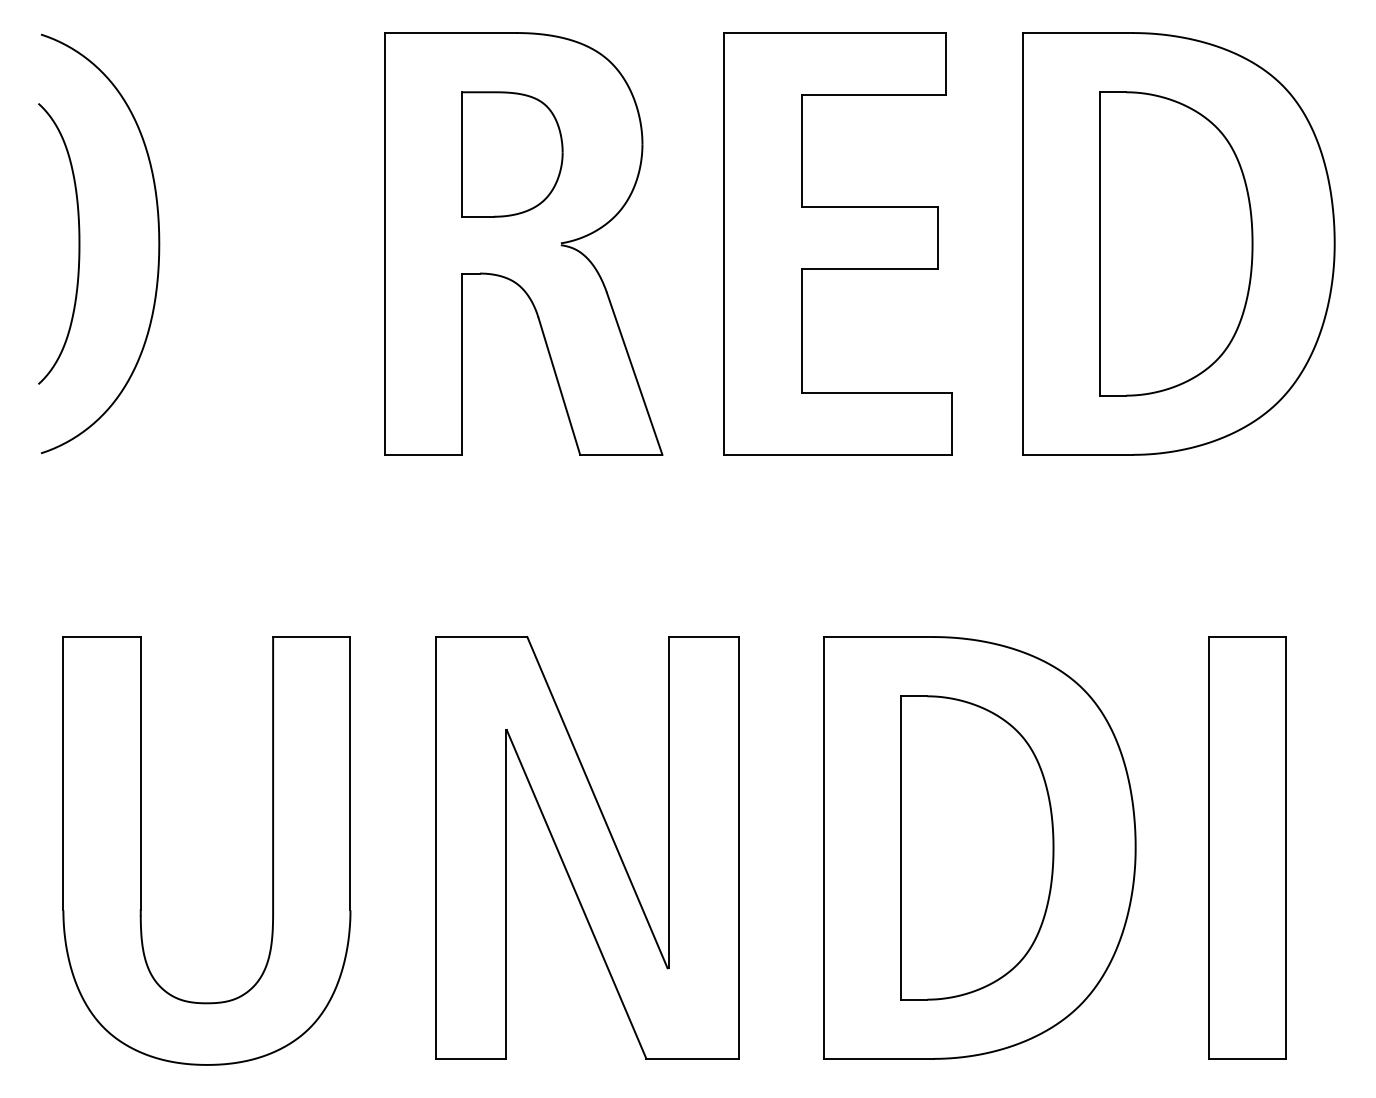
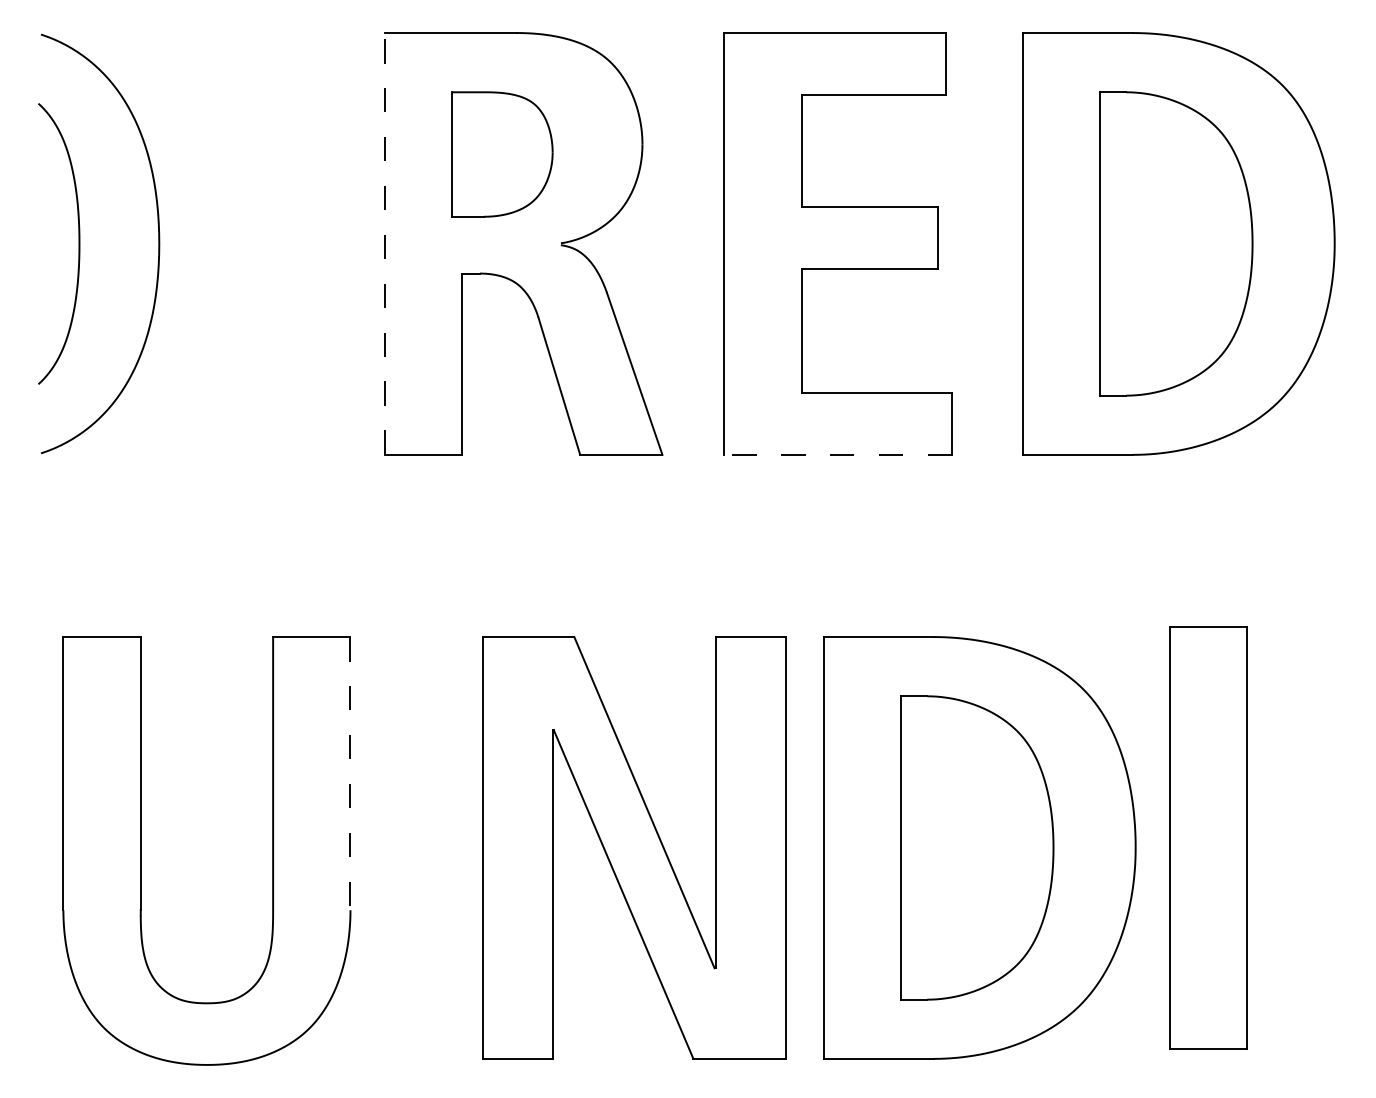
part position: (512, 154) -> (502, 154) (502, 154)
line: solid -> dashed (385, 243)
line: solid -> dashed (838, 454)
line: solid -> dashed (350, 773)
part position: (587, 847) -> (634, 847) (634, 847)
part position: (1247, 847) -> (1208, 837) (1208, 837)
